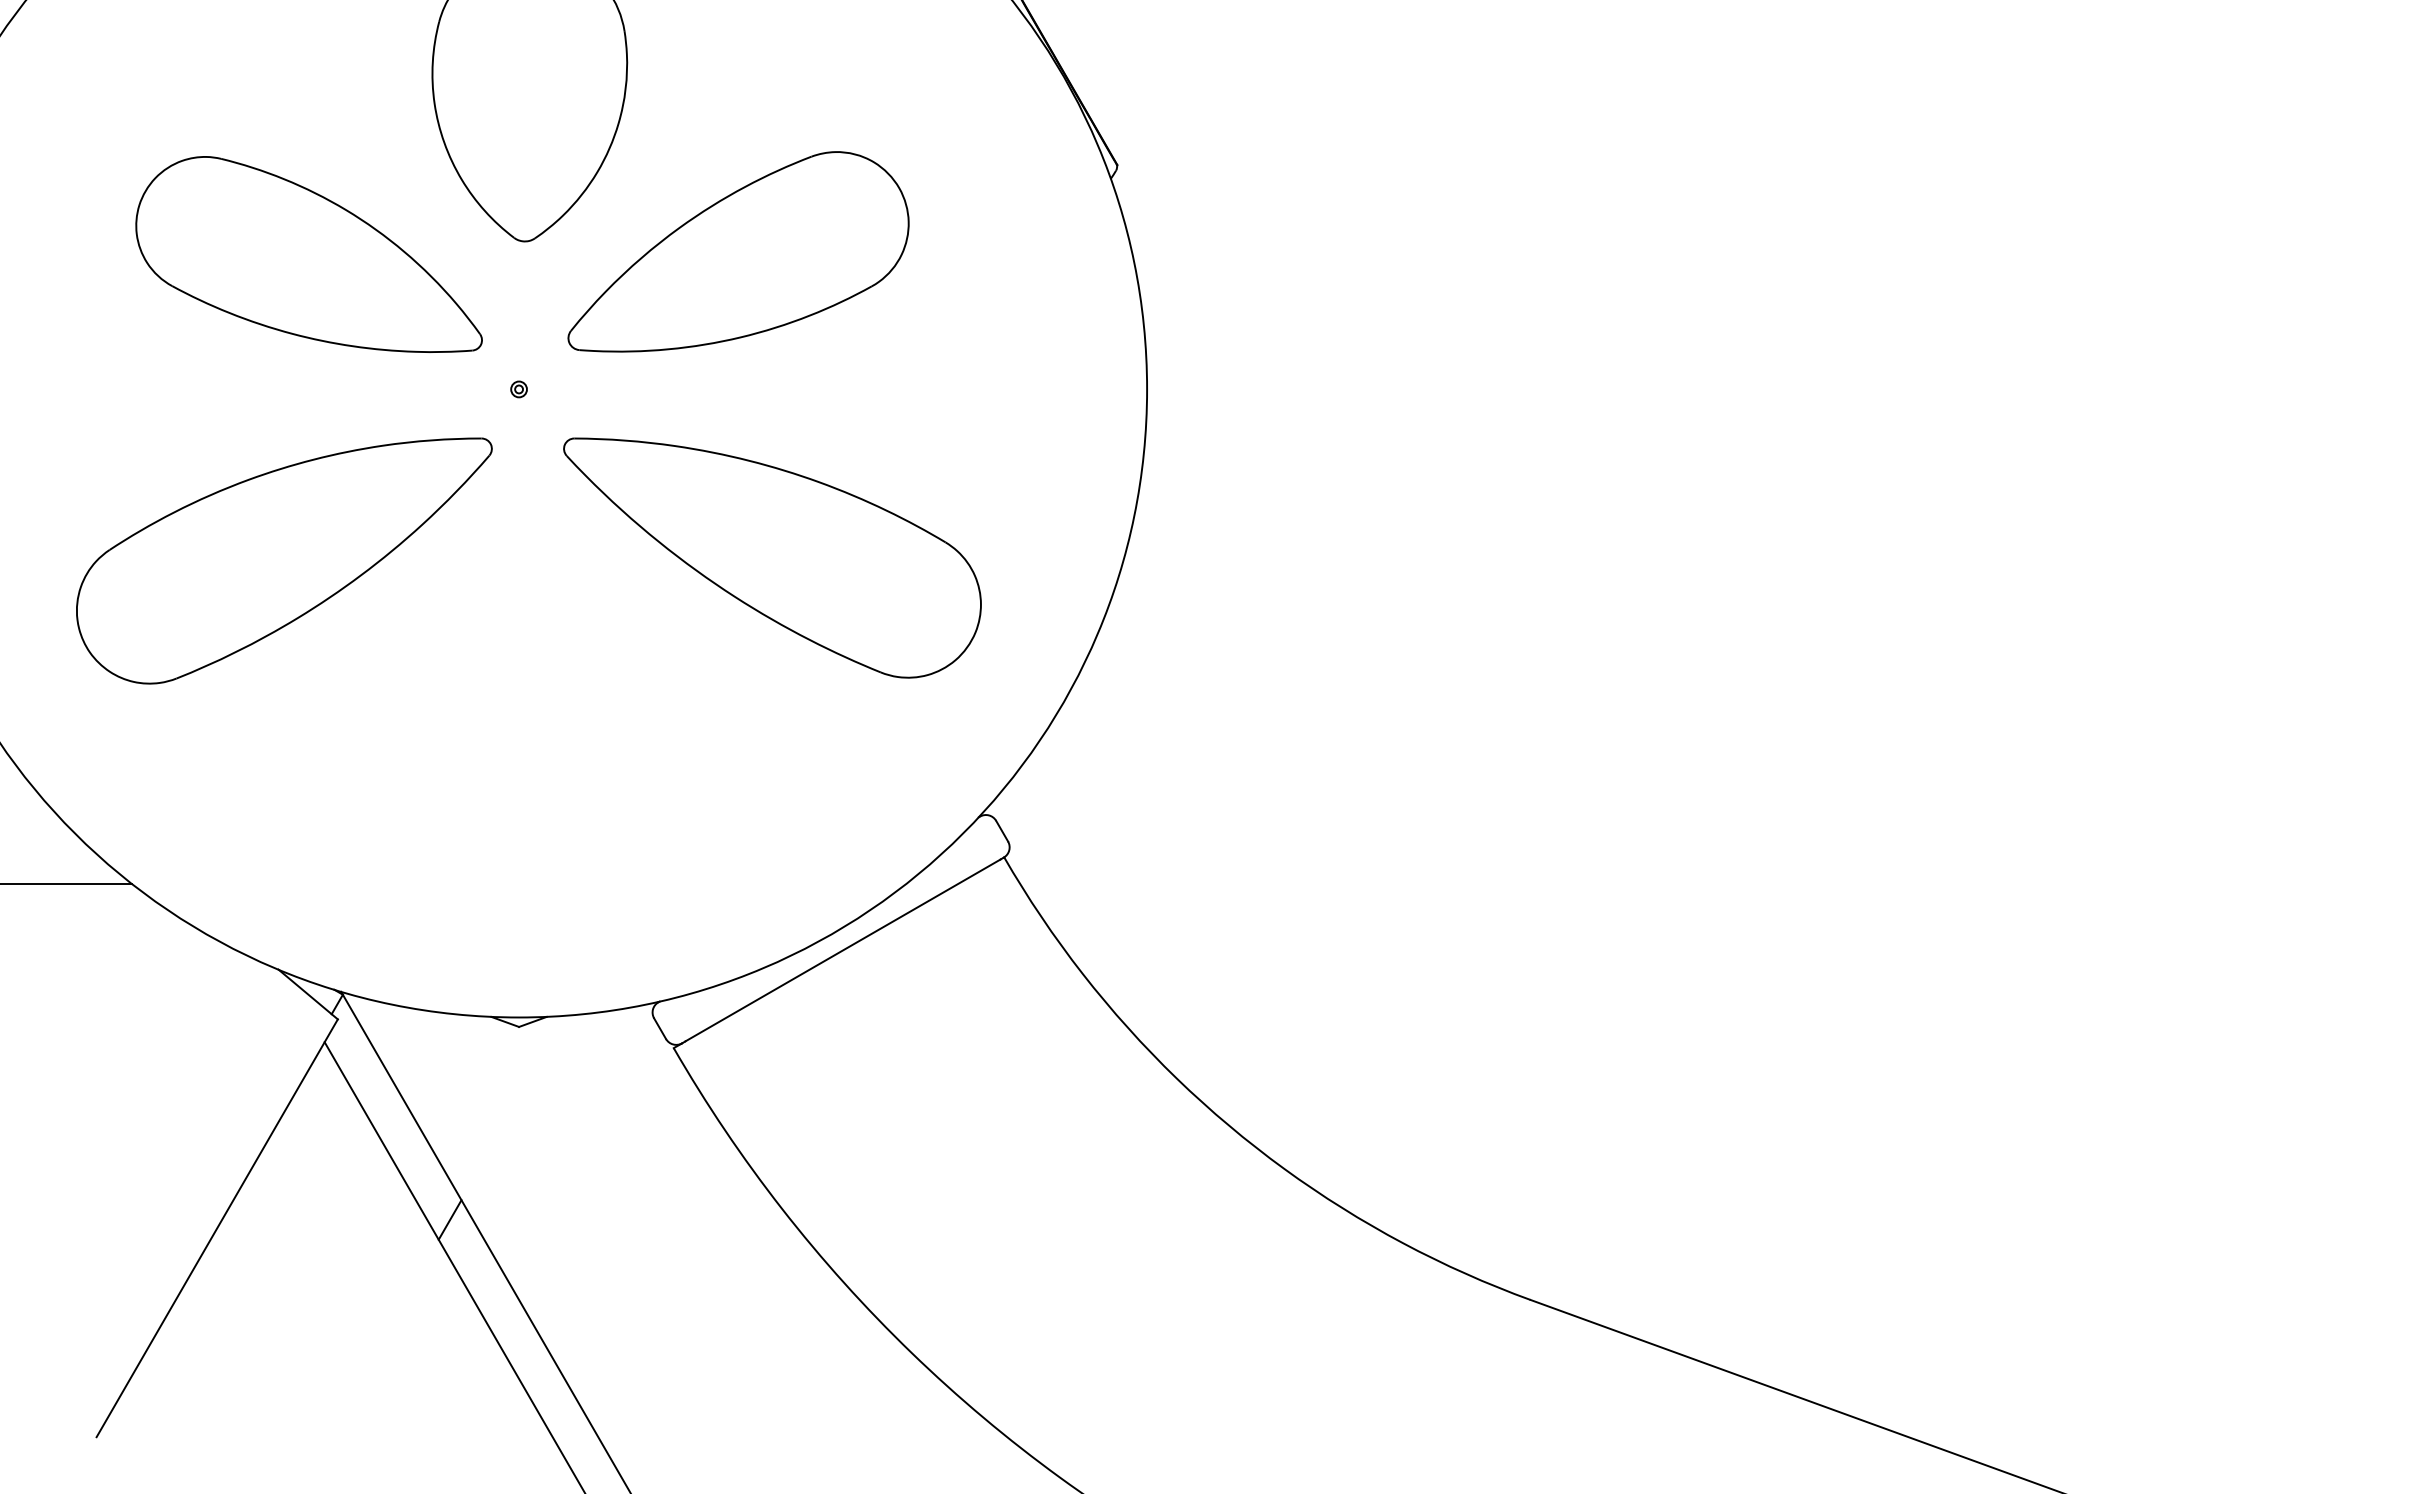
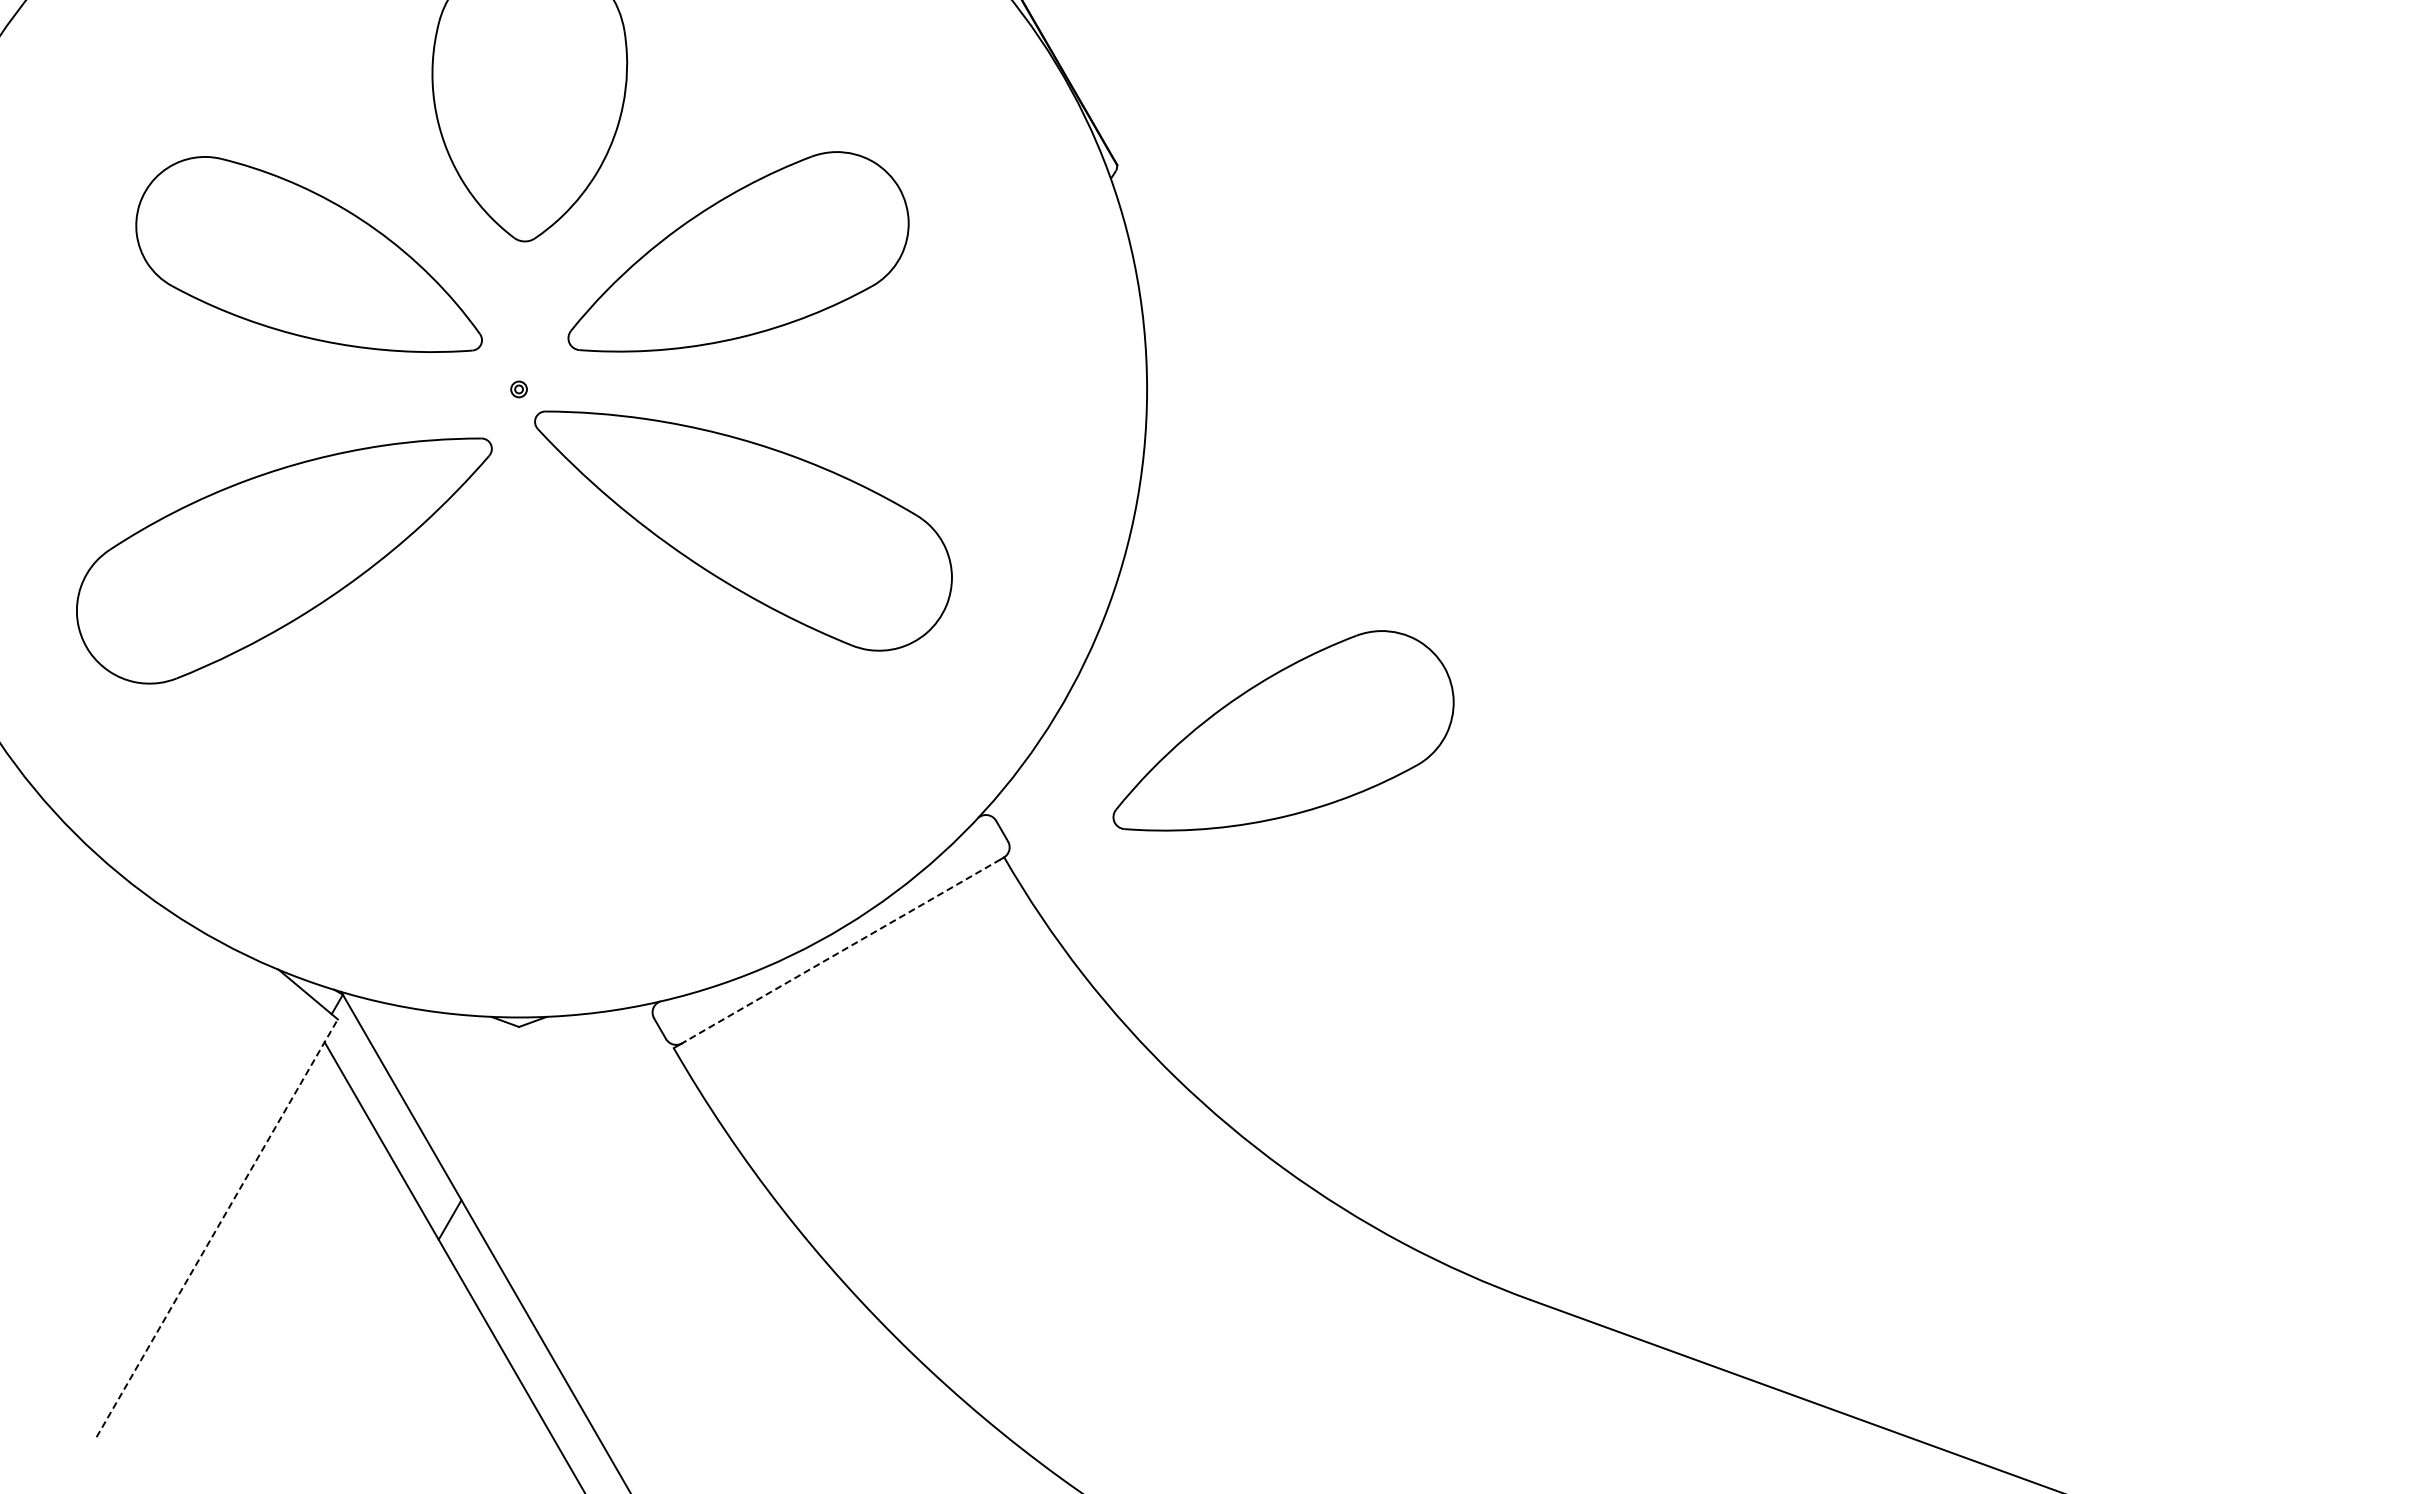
part position: (772, 557) -> (743, 530) (743, 530)
part: none -> present (1283, 730)
line: present -> none (67, 884)
line: solid -> dashed (842, 950)
line: solid -> dashed (217, 1227)
